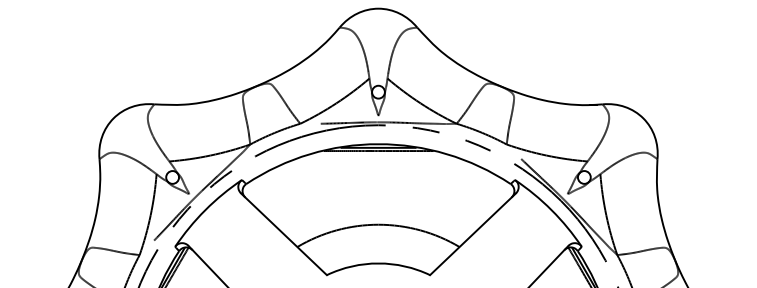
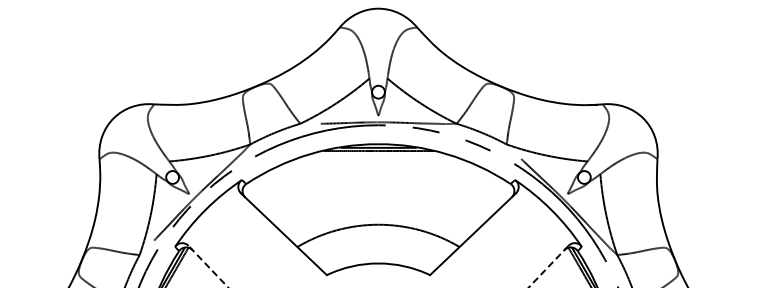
line: solid -> dashed (208, 266)
line: solid -> dashed (548, 266)
